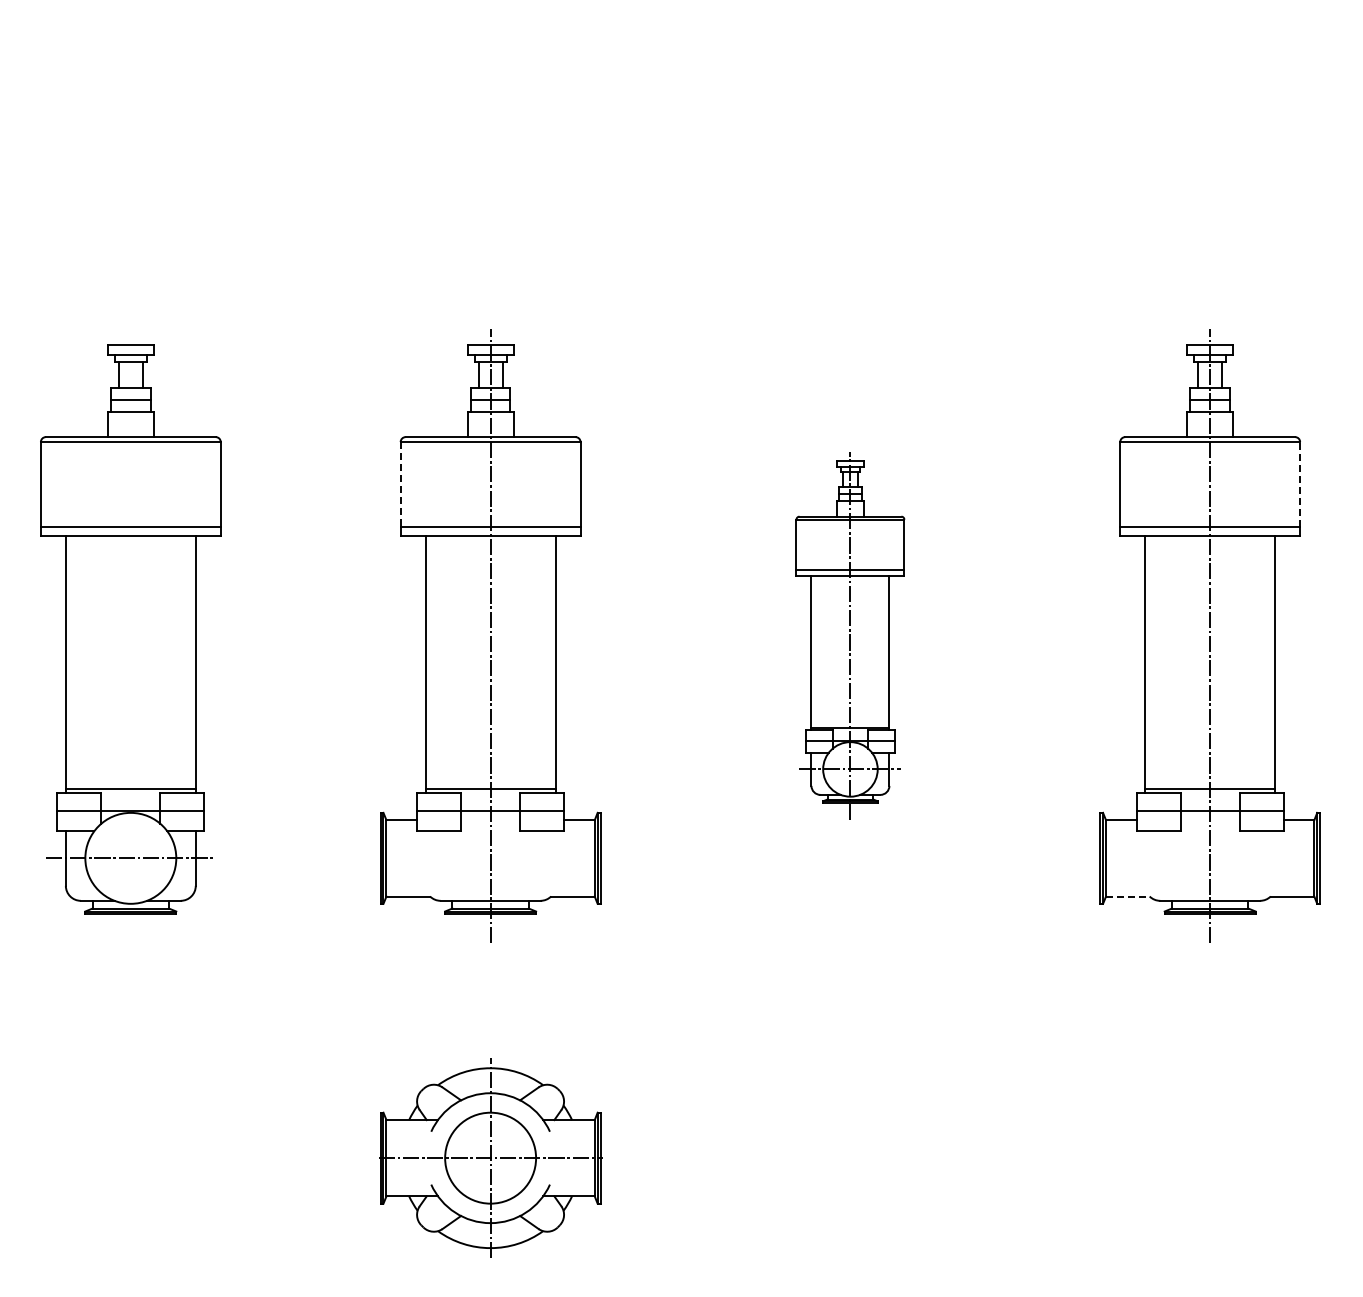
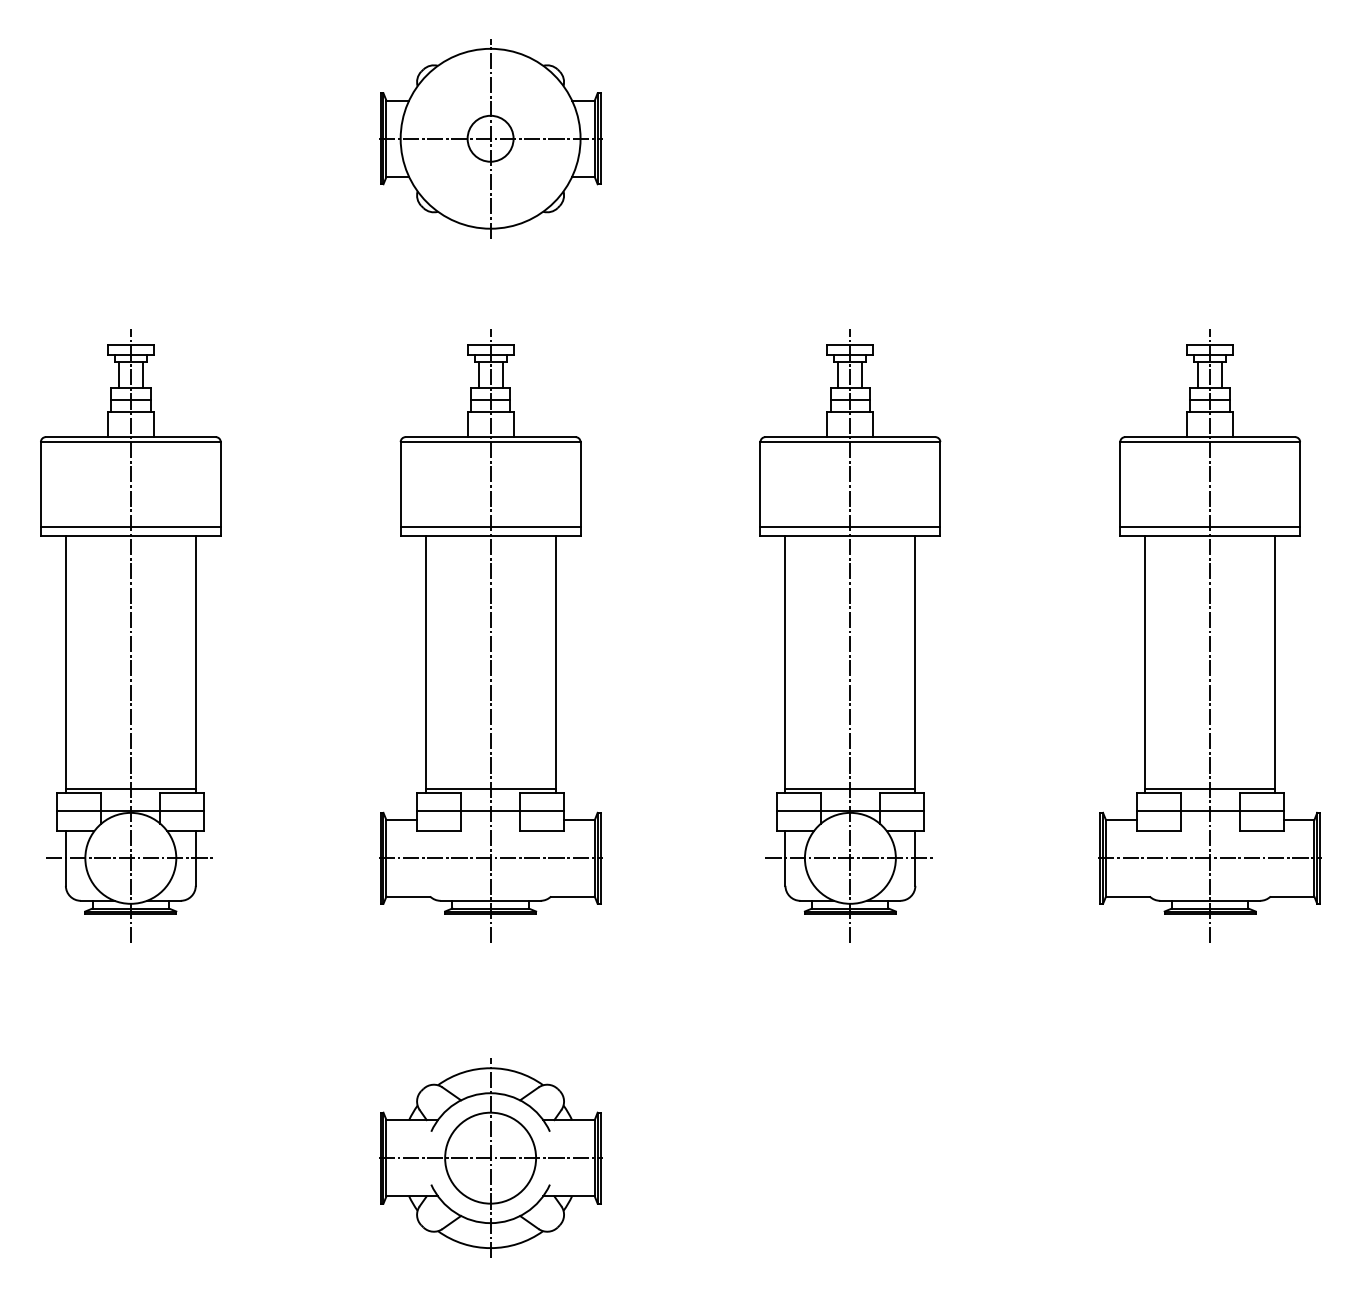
part: none -> present (490, 138)
line: dashed -> solid (1300, 483)
line: dashed -> solid (400, 484)
part size: 111x368 px -> 183x614 px (850, 635)
line: none -> present (130, 636)
line: none -> present (490, 858)
line: none -> present (1210, 858)
line: dashed -> solid (1127, 896)
